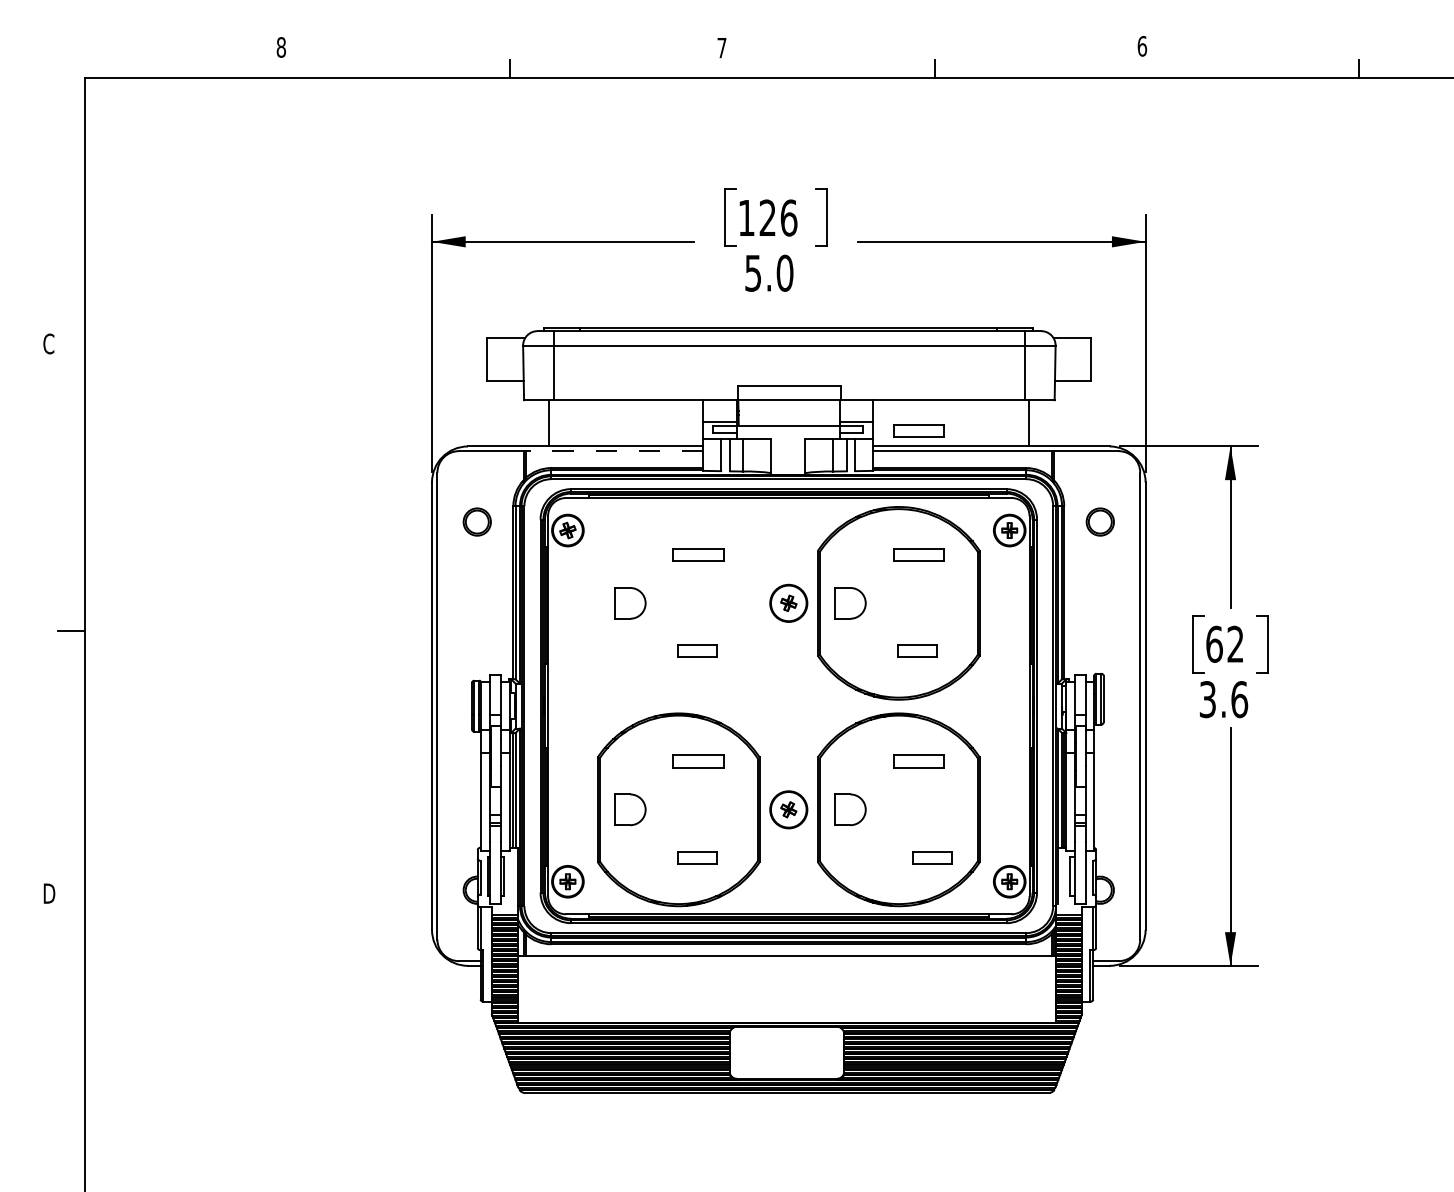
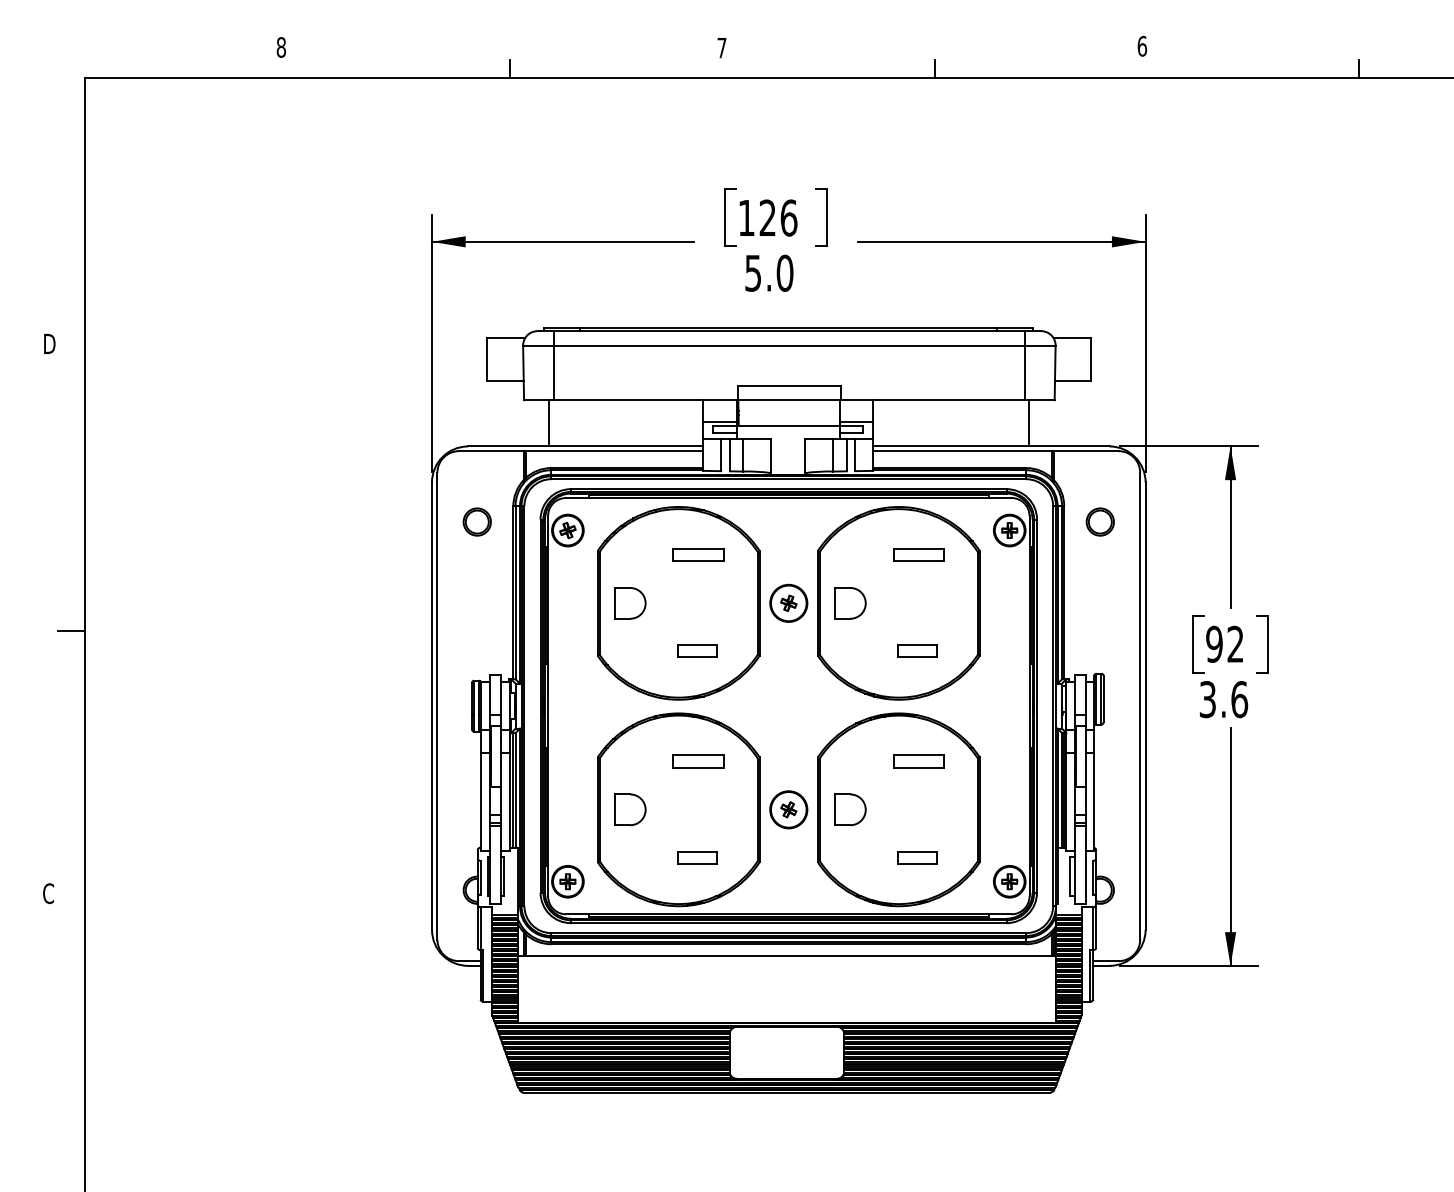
text: C -> D (49, 343)
part: present -> none (918, 430)
line: dashed -> solid (614, 451)
part: none -> present (678, 603)
text: 62 -> 92 (1214, 643)
part position: (932, 857) -> (917, 857) (917, 857)
text: D -> C (49, 893)
